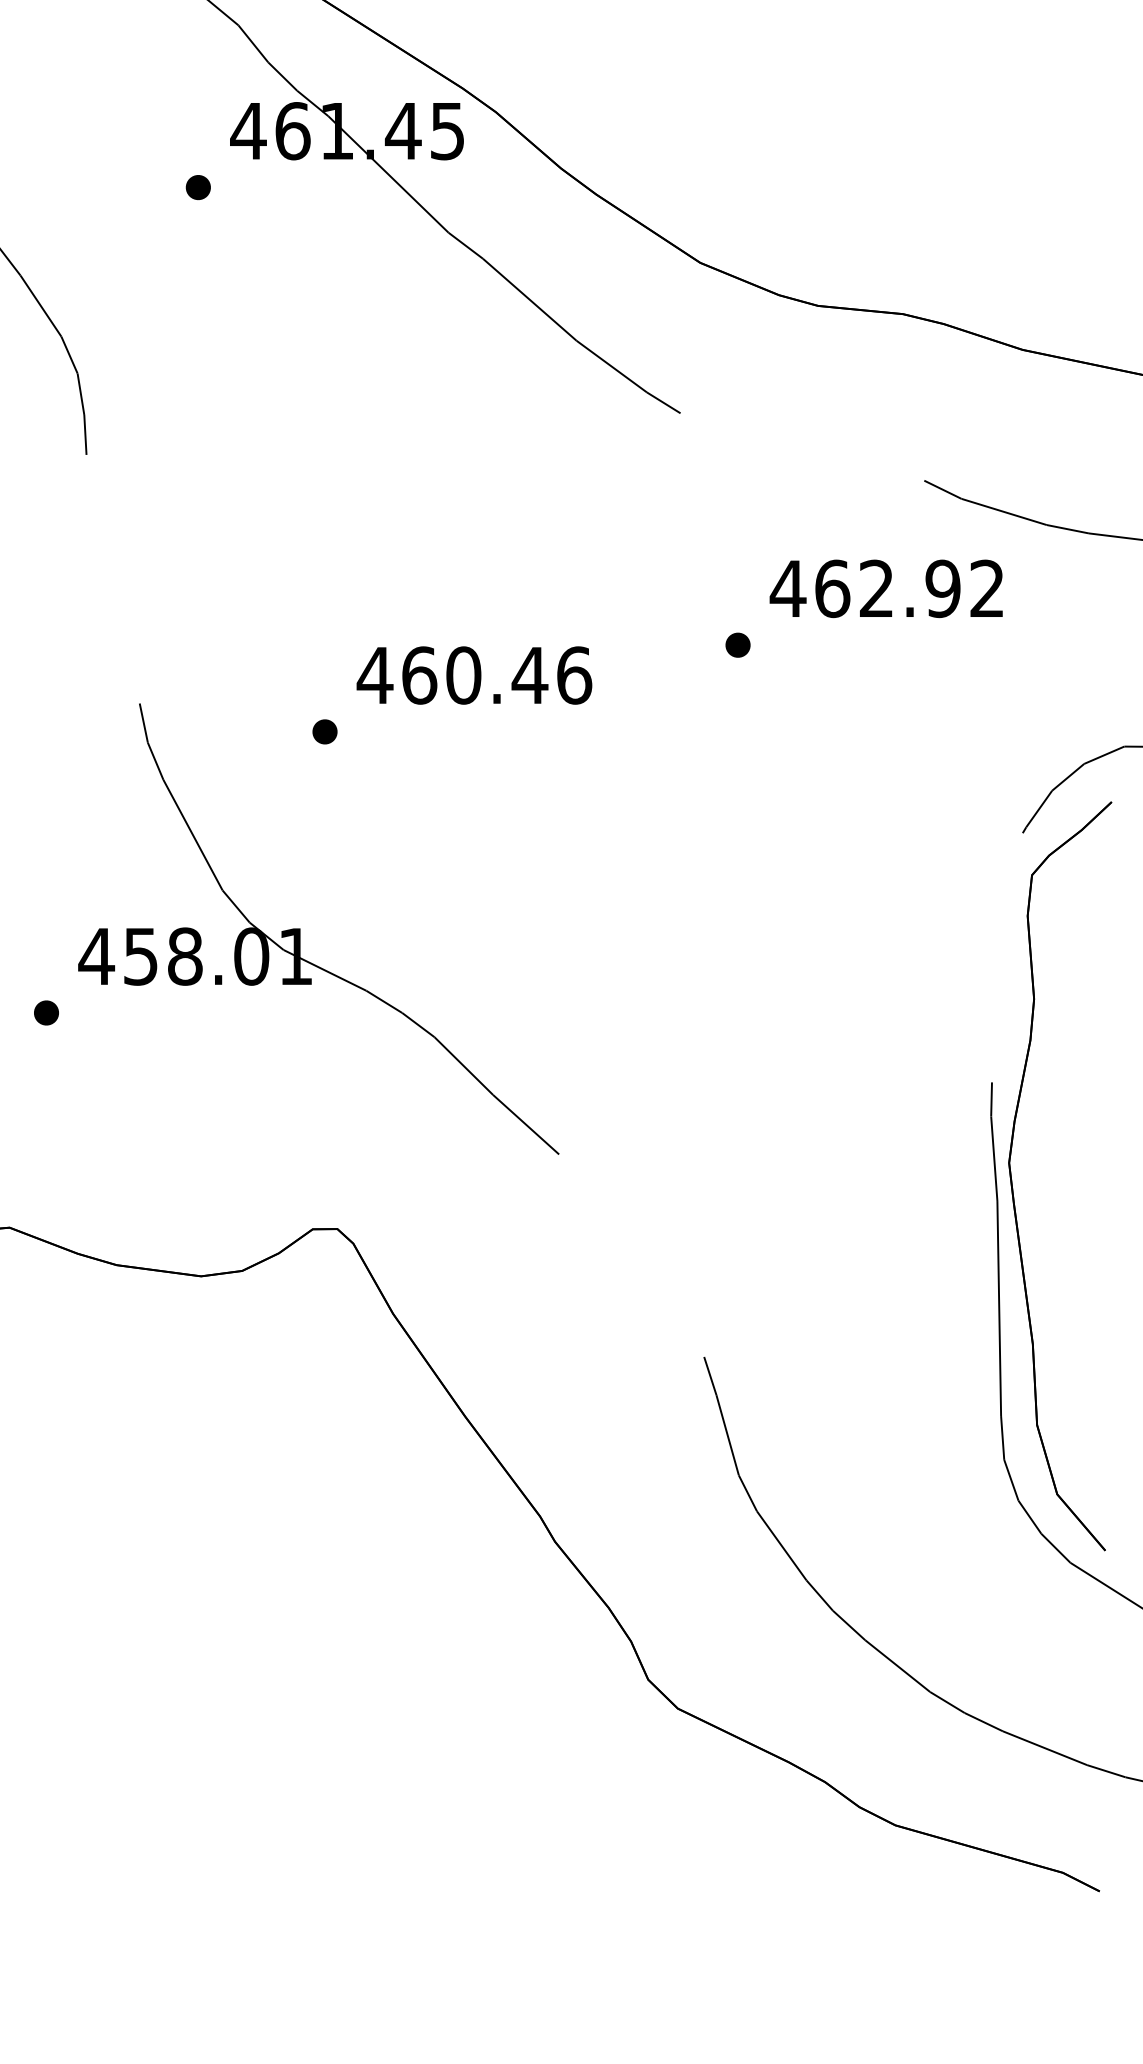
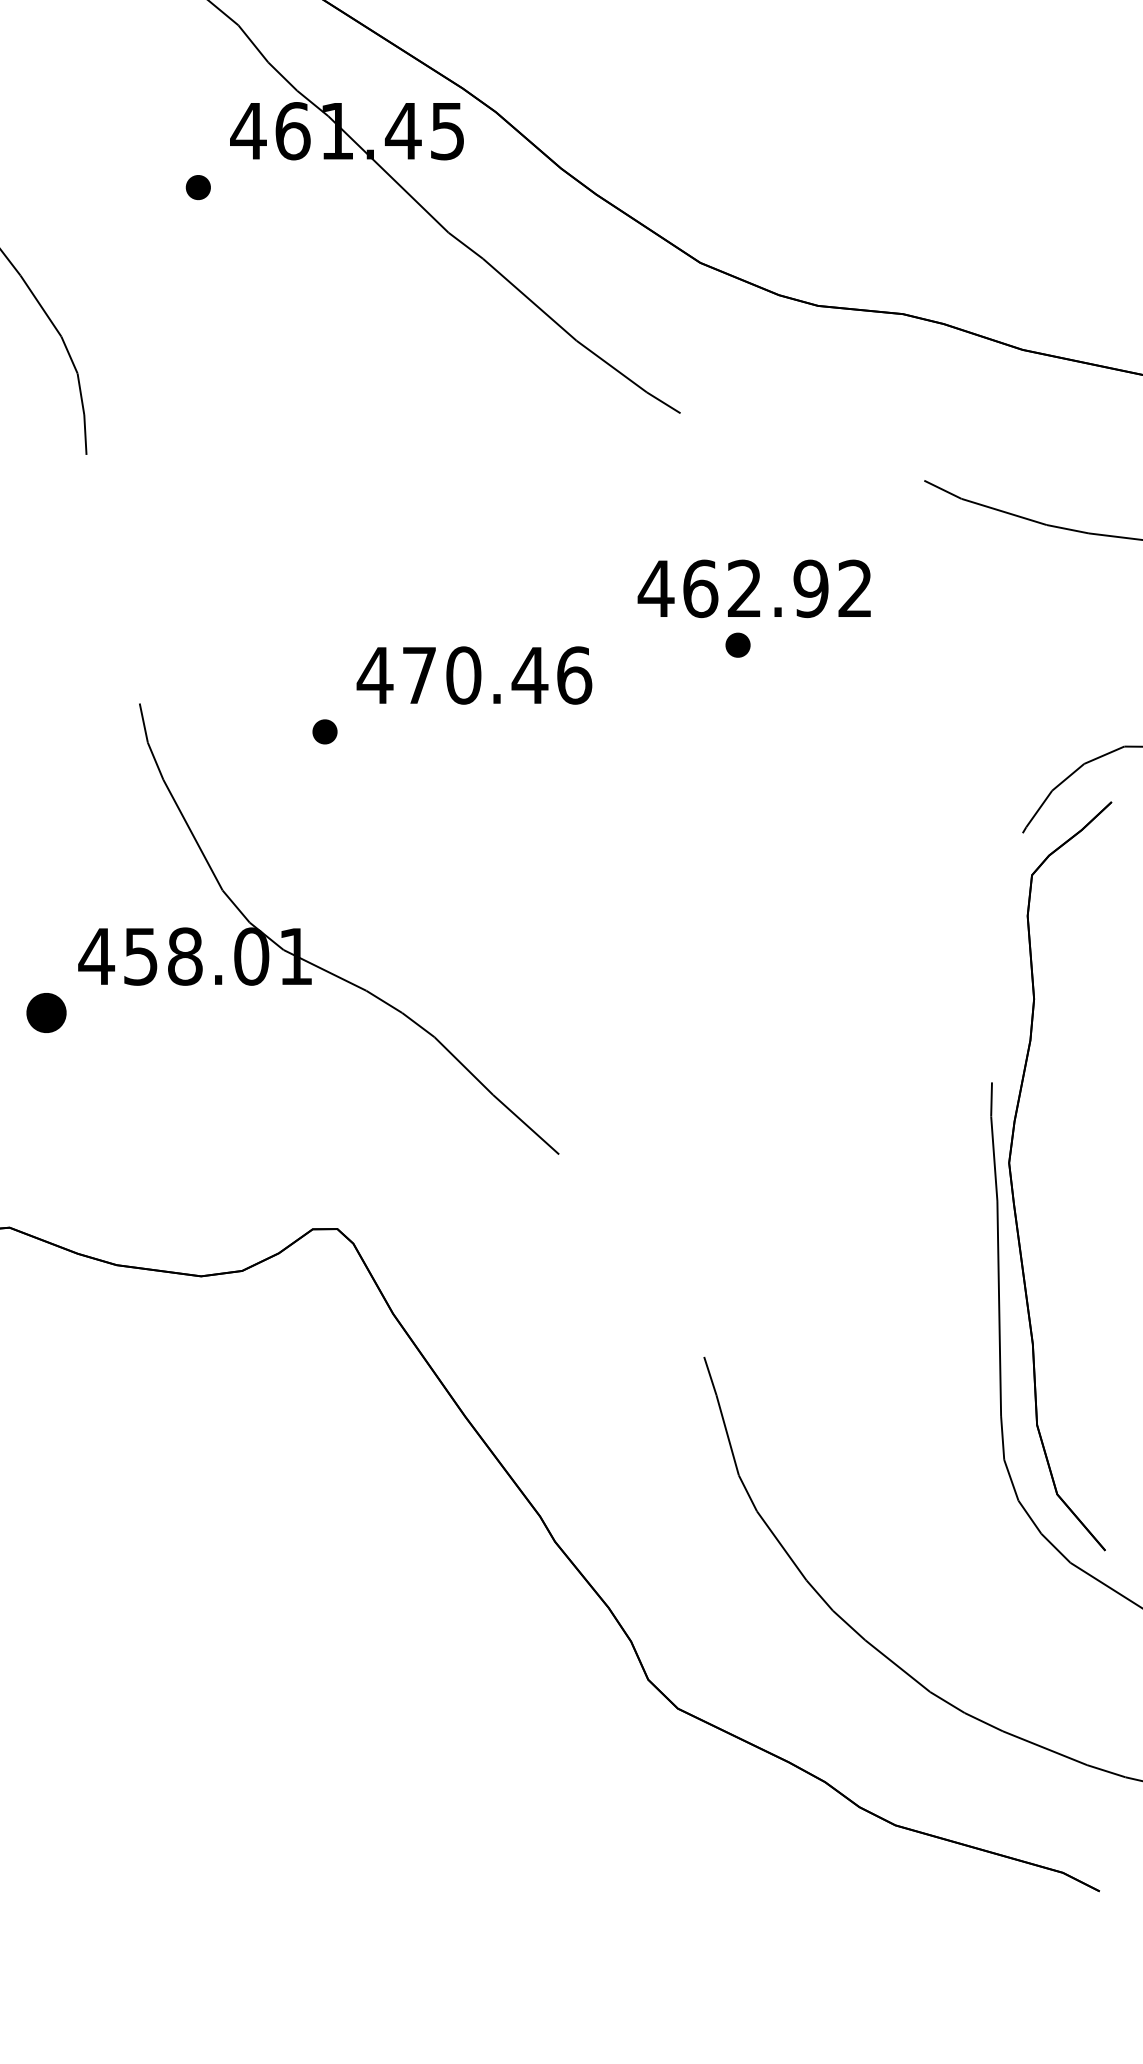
text position: (885, 588) -> (753, 588) (753, 588)
text: 460.46 -> 470.46 (419, 675)
part size: 25x26 px -> 41x40 px (46, 1012)
